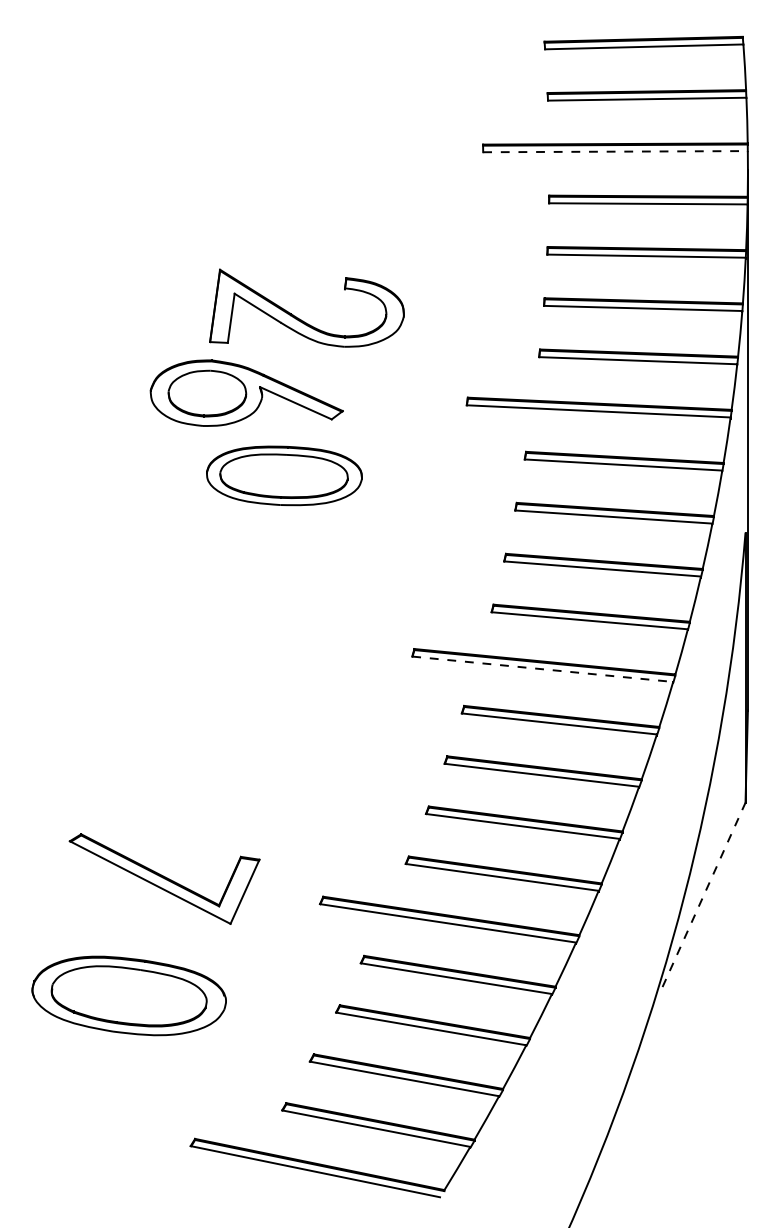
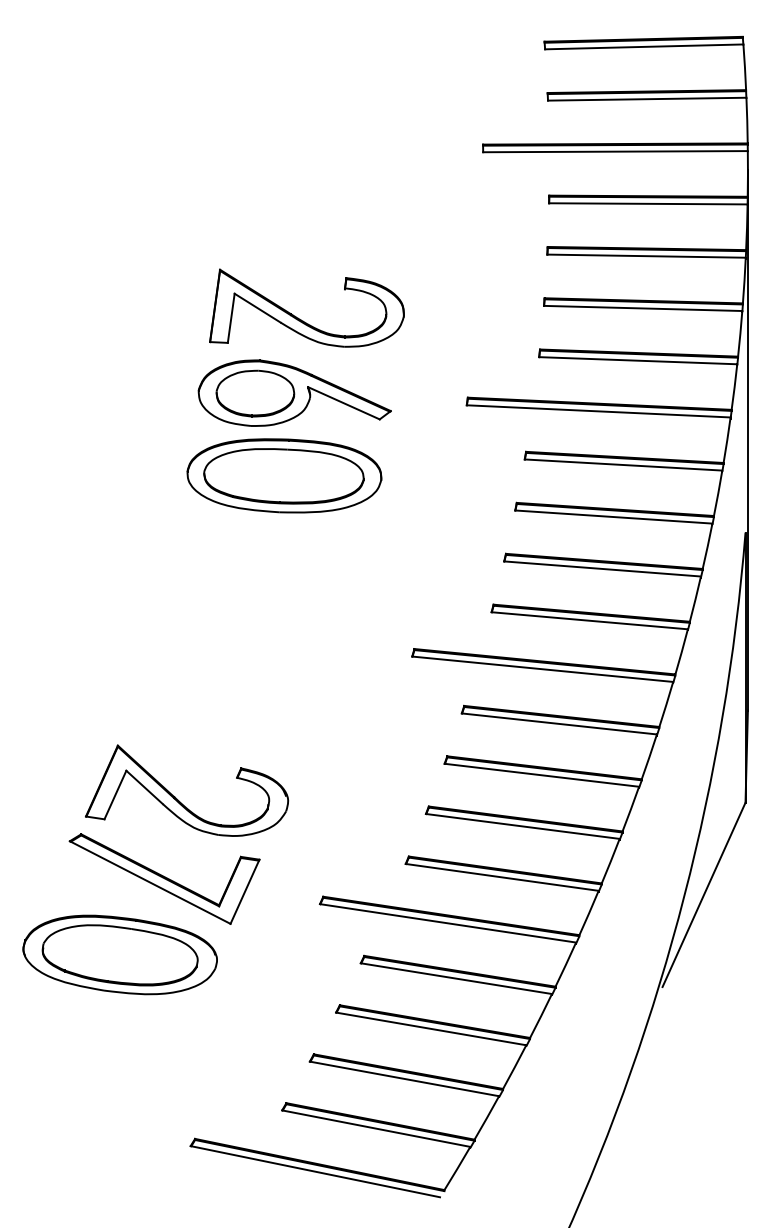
line: dashed -> solid (616, 151)
part position: (246, 392) -> (294, 392) (294, 392)
part size: 157x62 px -> 197x76 px (284, 475)
line: dashed -> solid (543, 669)
part: none -> present (178, 799)
line: dashed -> solid (704, 894)
part position: (128, 995) -> (119, 954) (119, 954)
